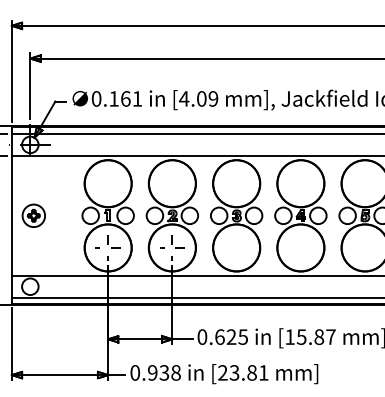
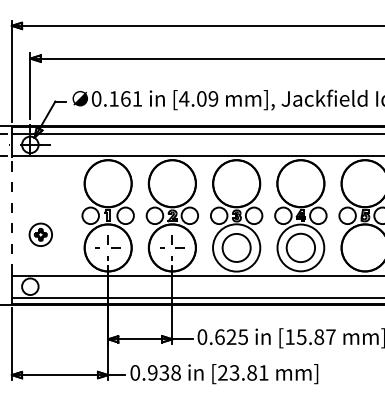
line: solid -> dashed (11, 215)
part position: (33, 215) -> (40, 234) (40, 234)
circle diameter: 47 px -> 28 px (236, 247)
circle diameter: 47 px -> 28 px (300, 247)
